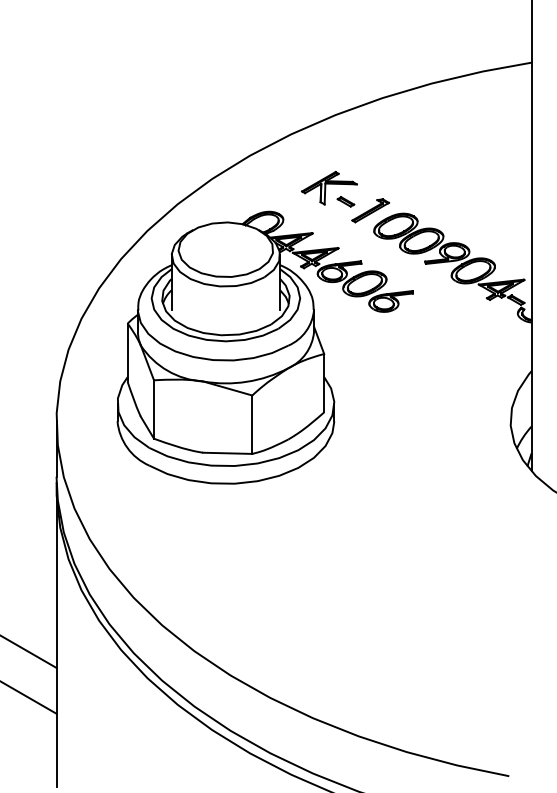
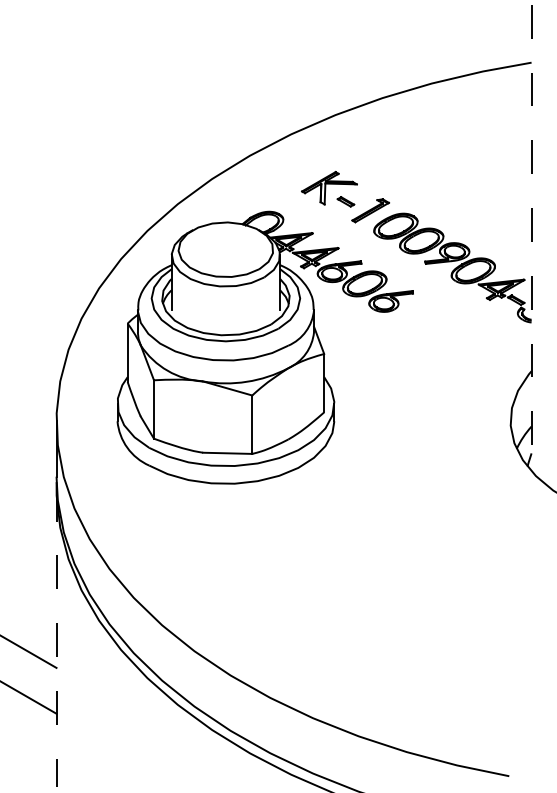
line: solid -> dashed (531, 236)
line: solid -> dashed (56, 637)
